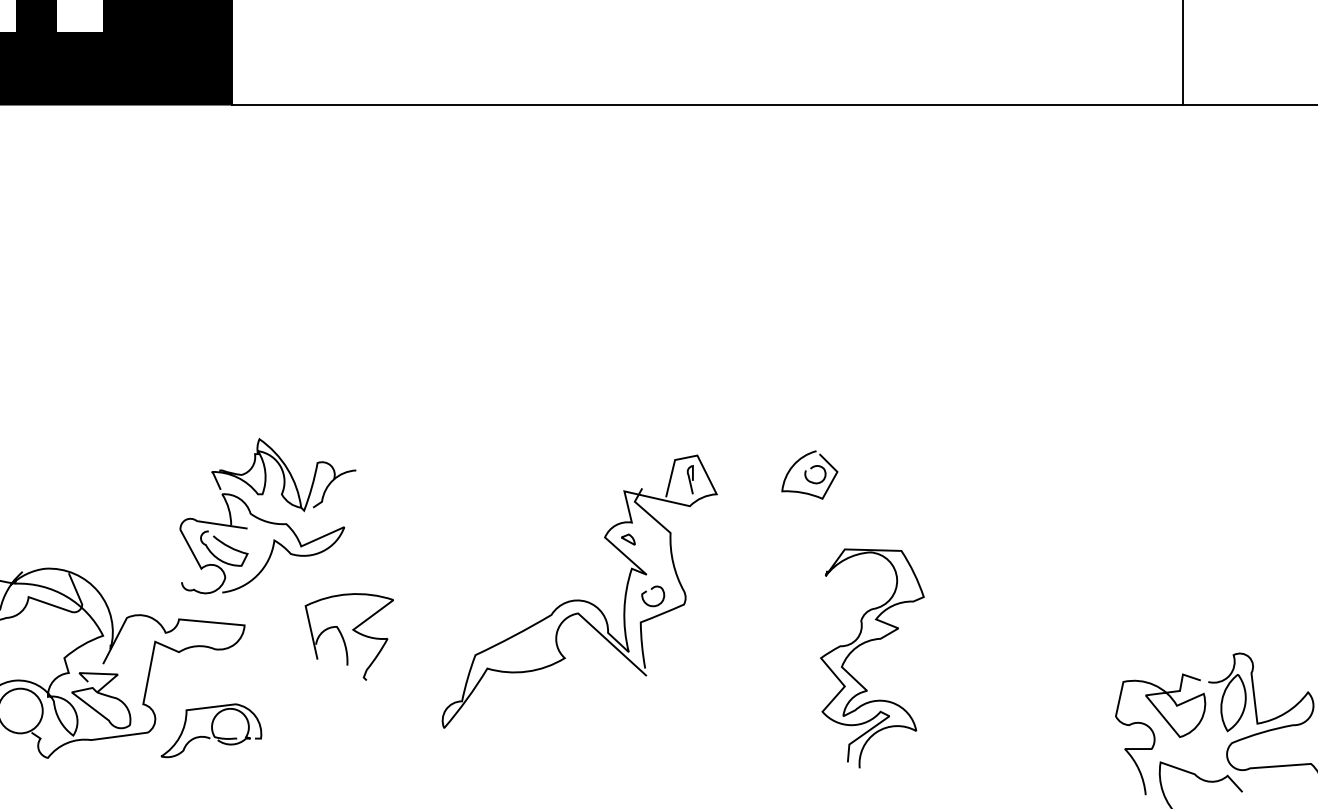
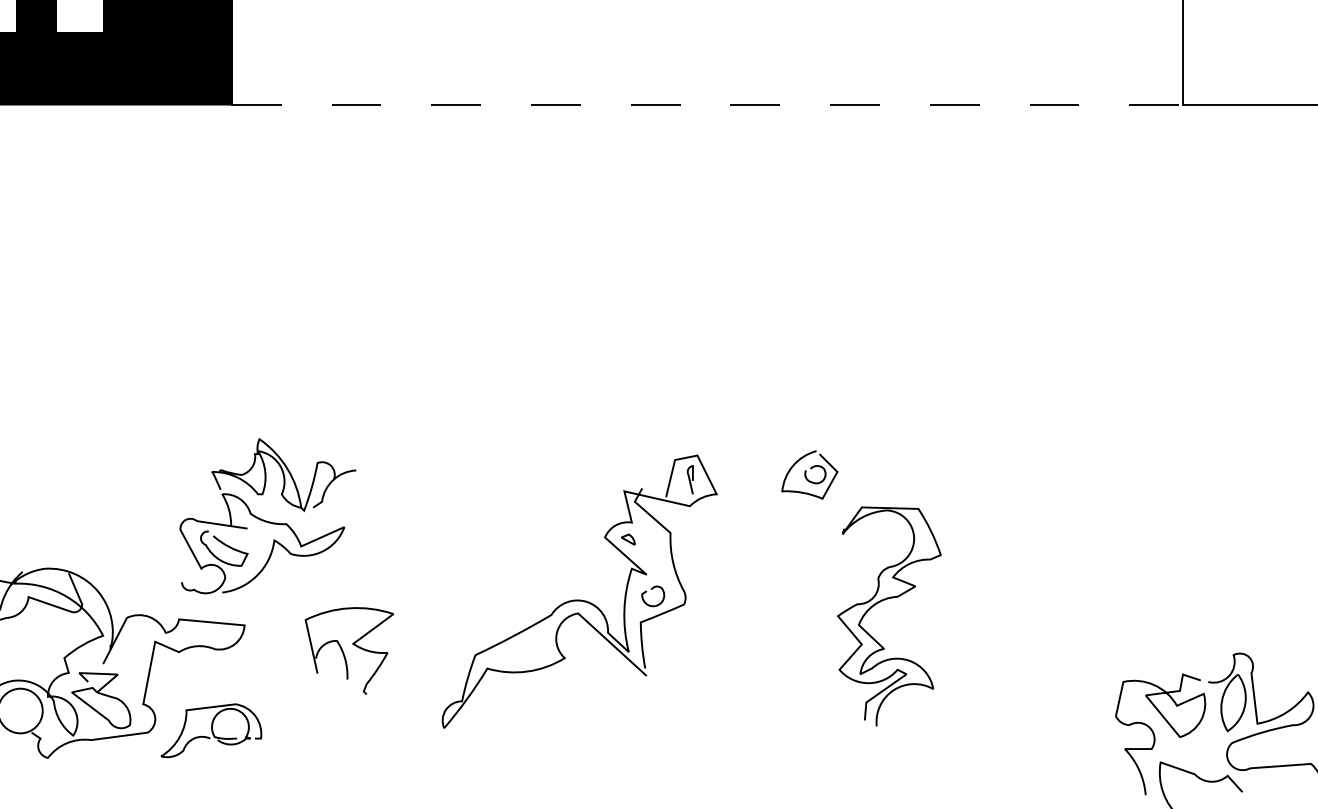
line: solid -> dashed (707, 104)
part position: (348, 636) -> (348, 650) (348, 650)
part position: (868, 642) -> (885, 600) (885, 600)
